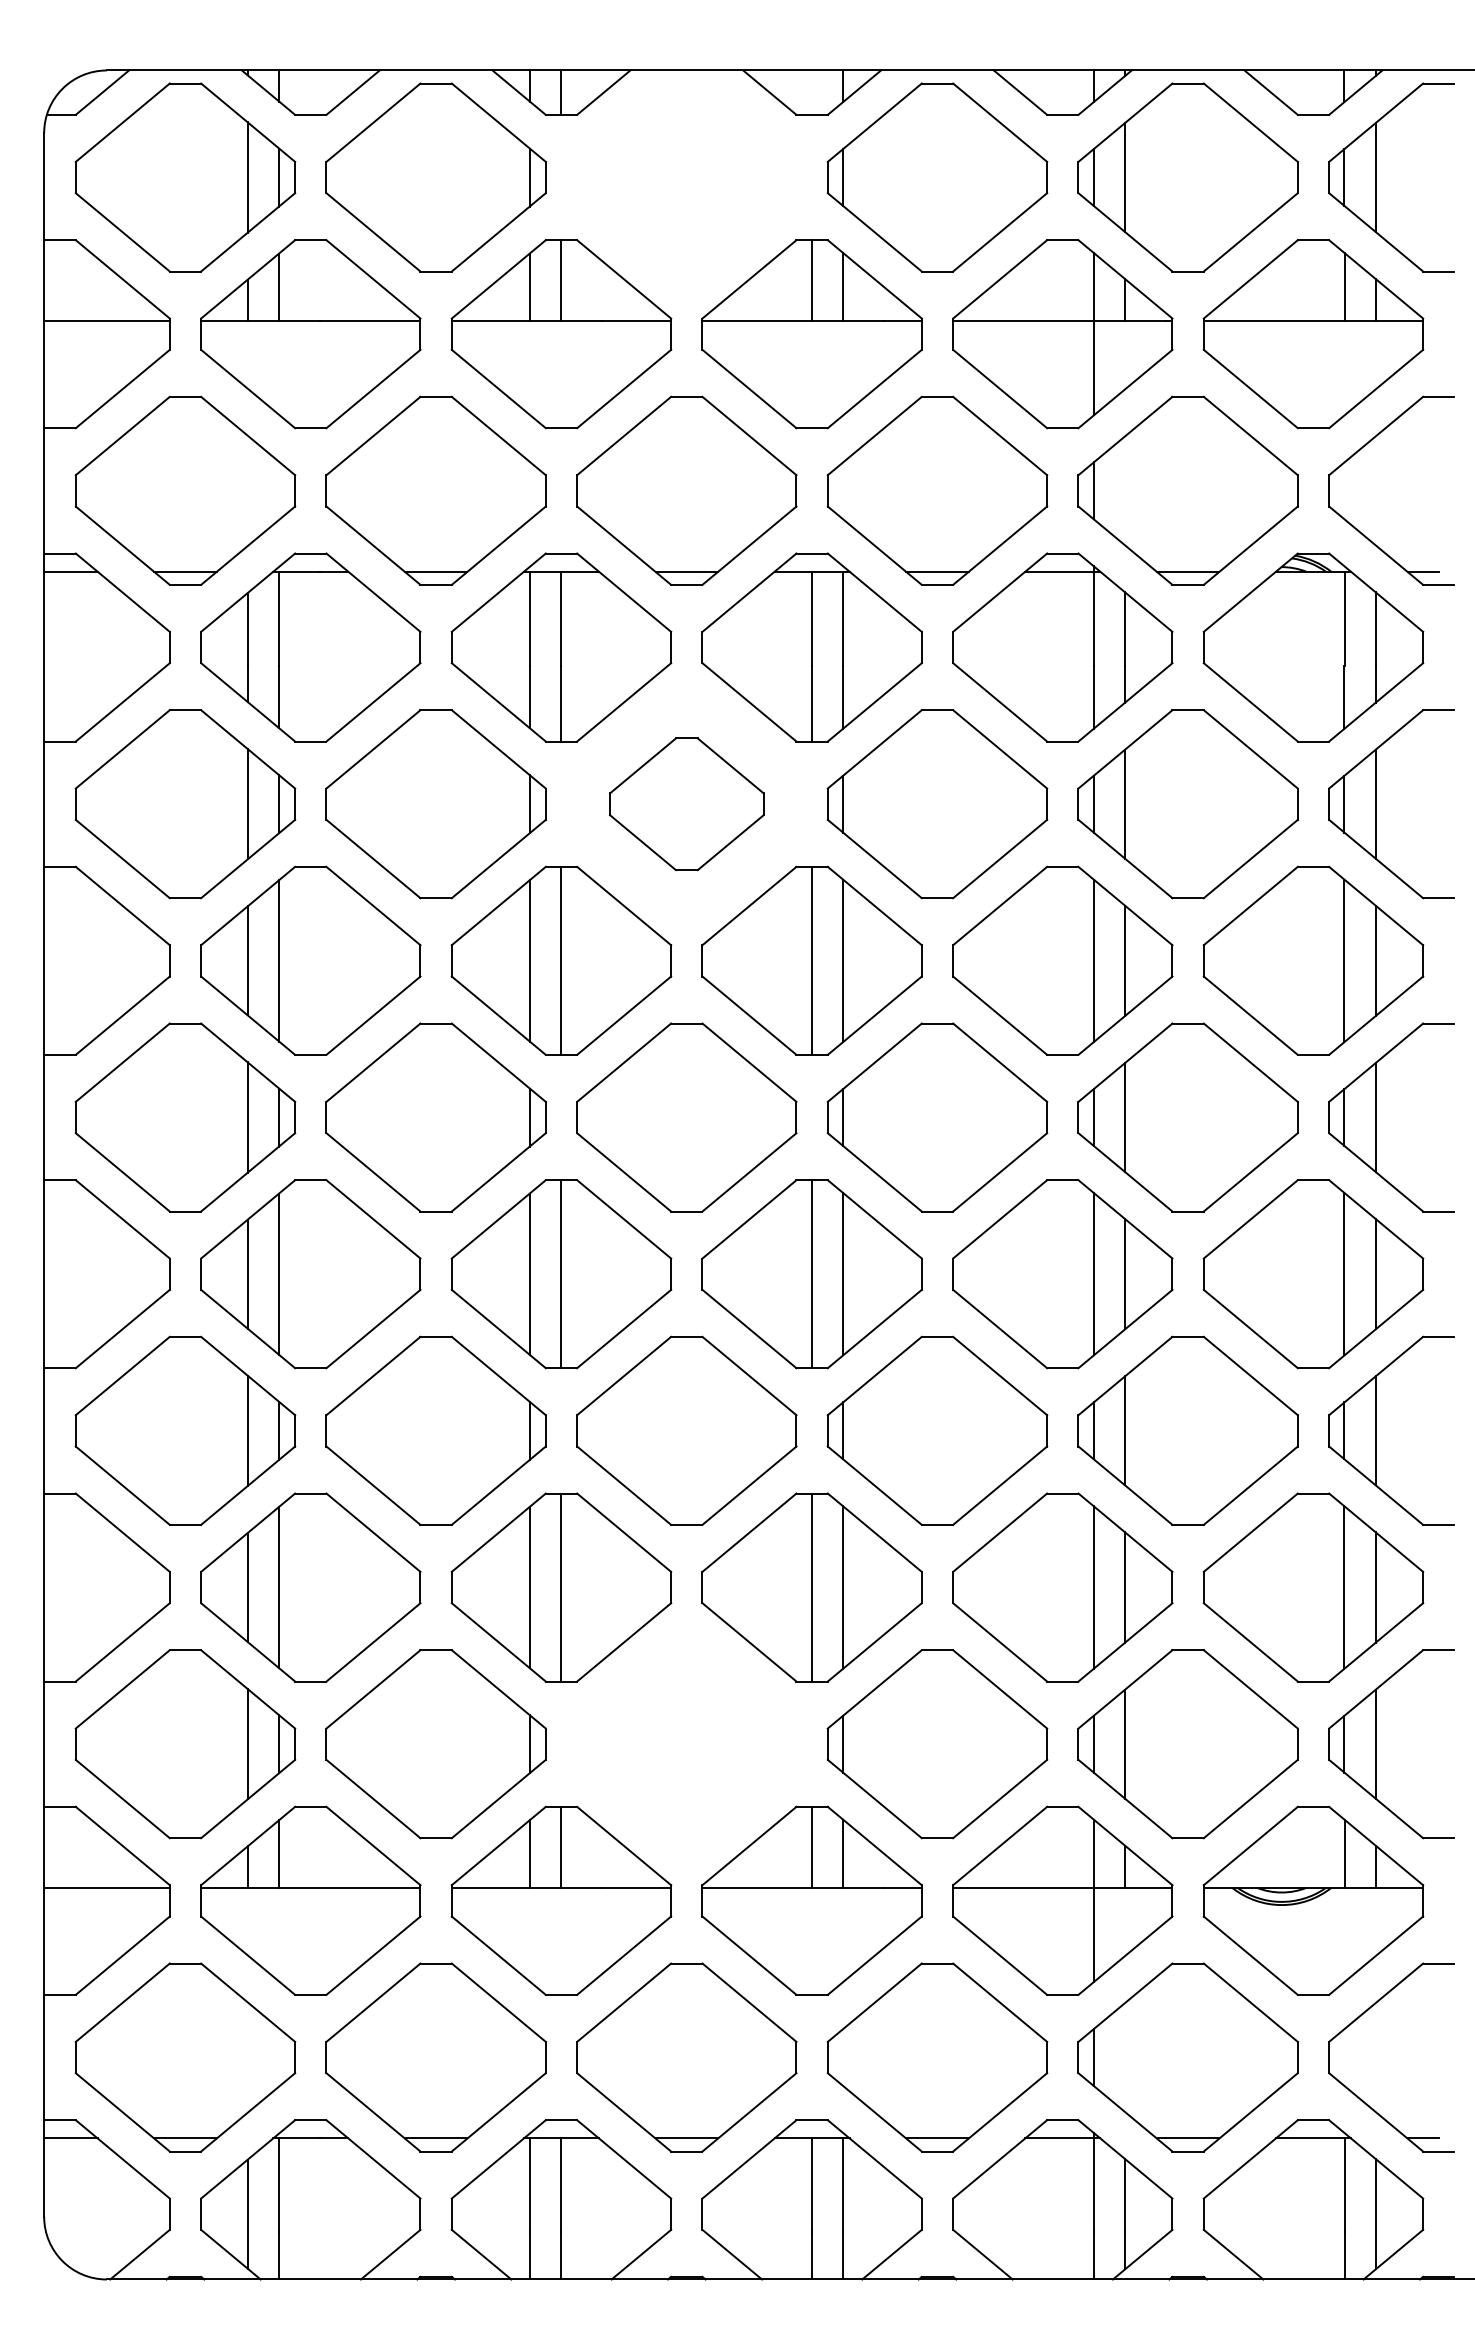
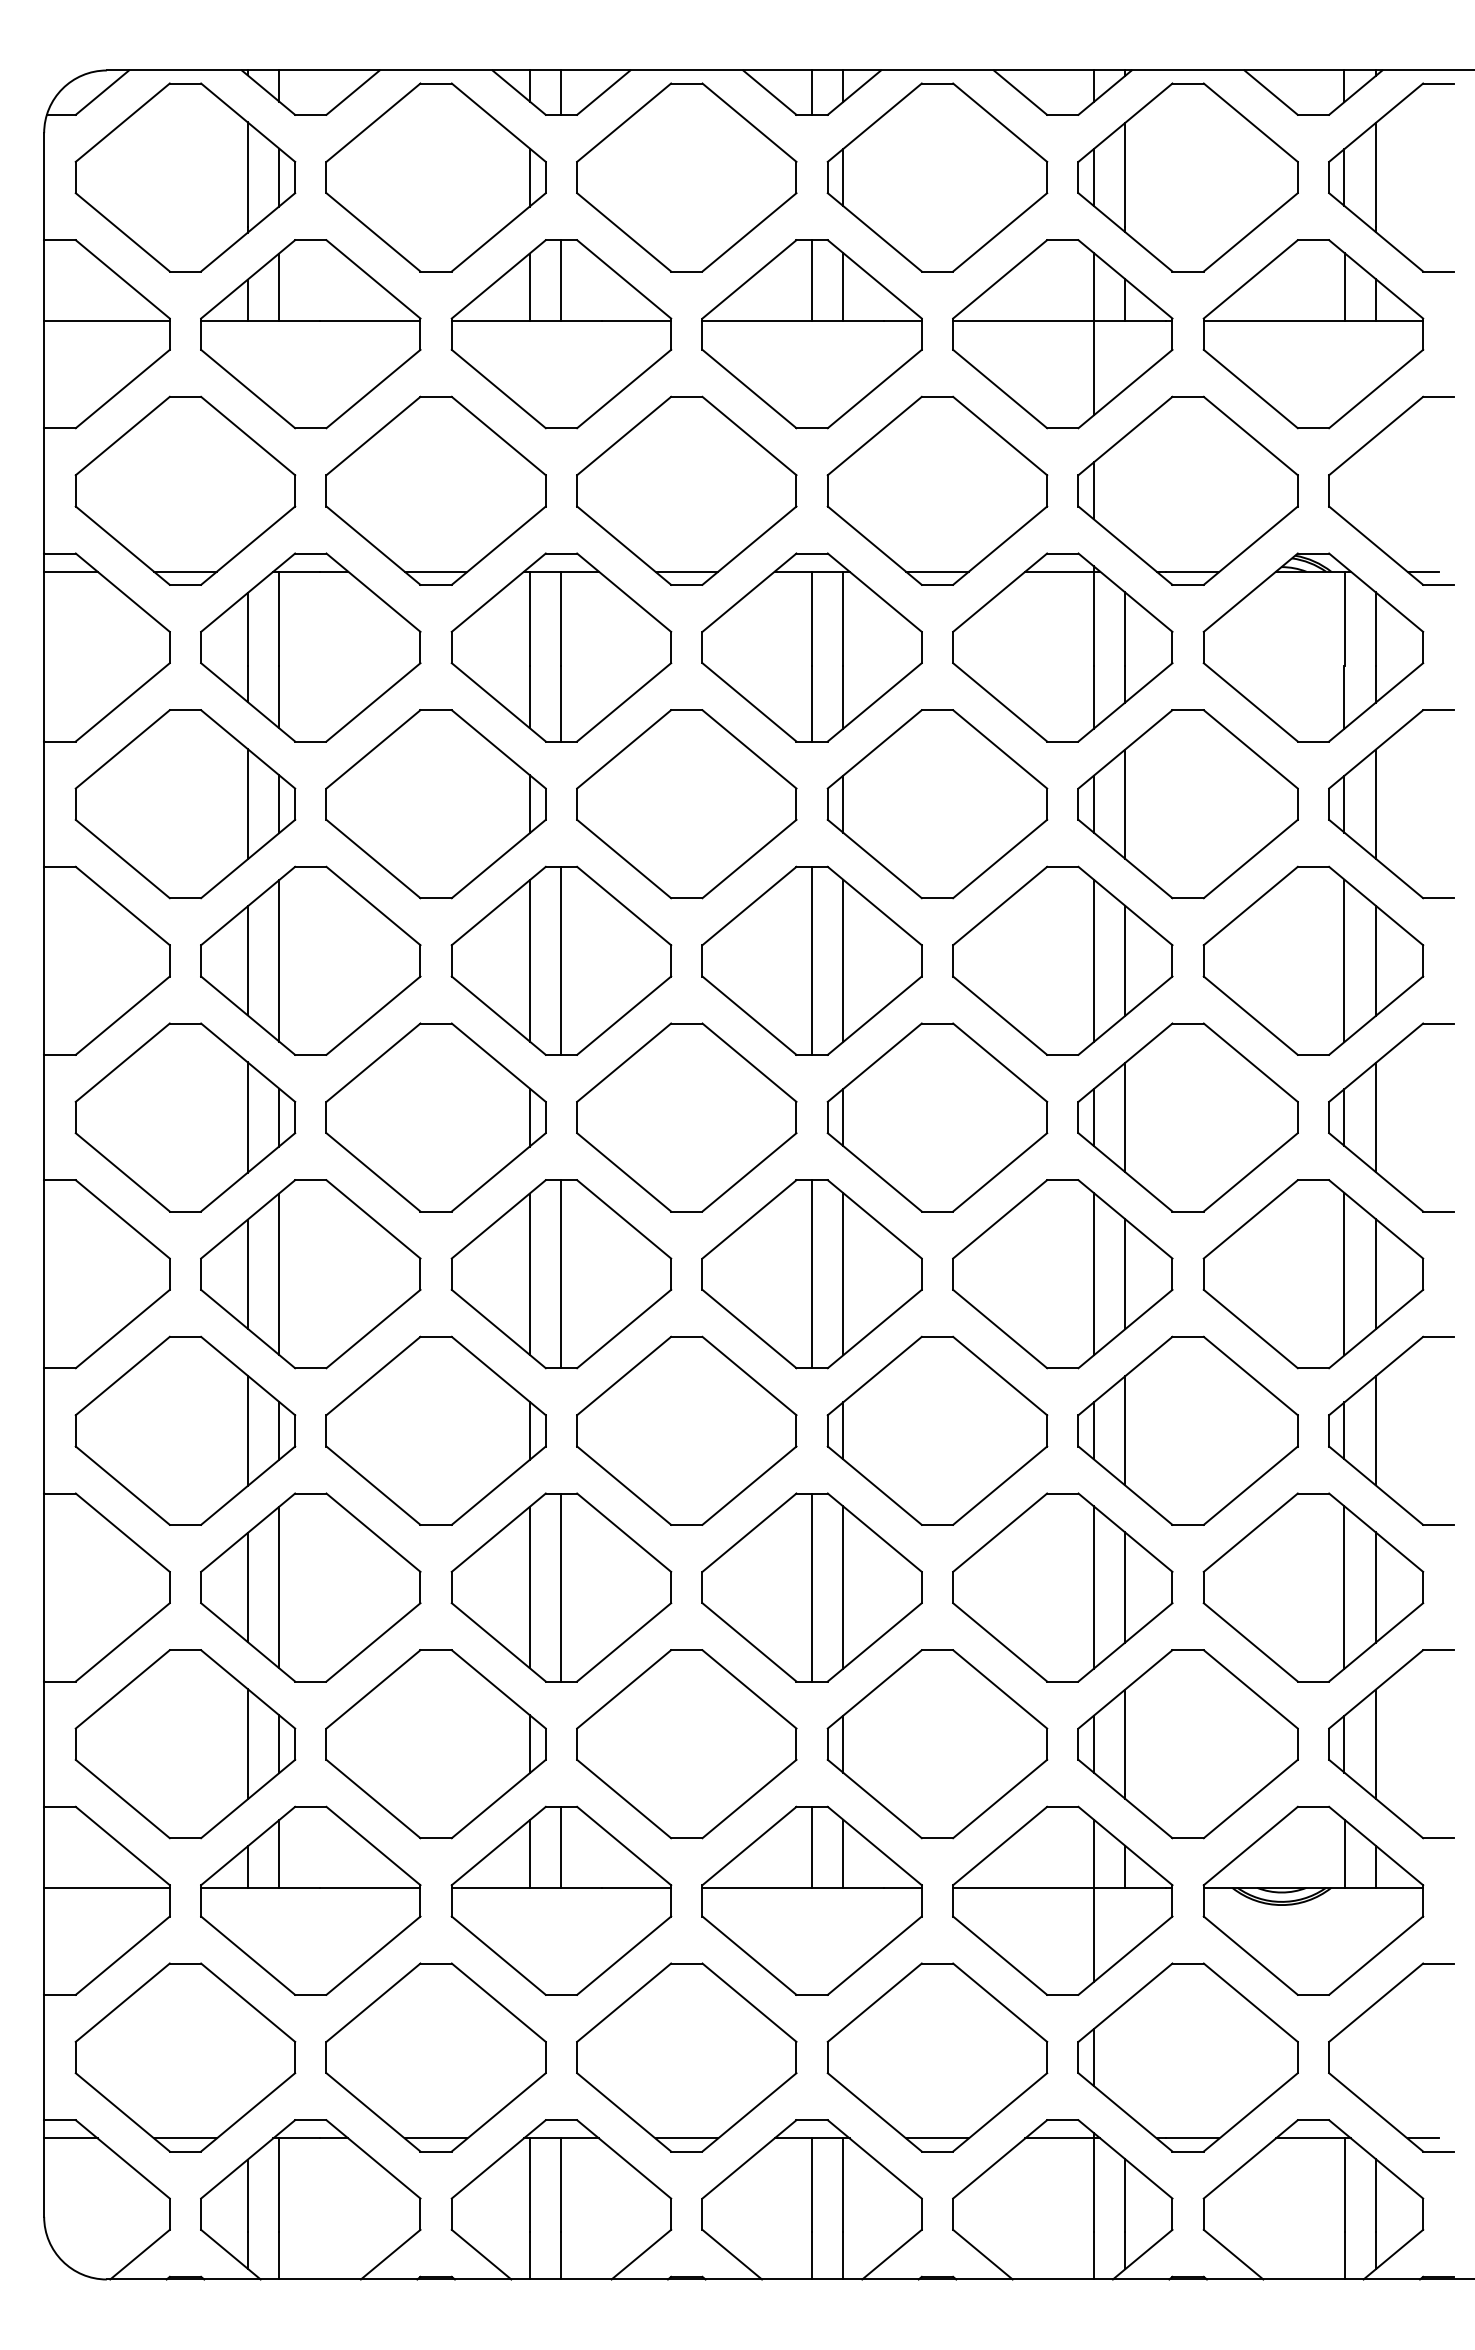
line: none -> present (811, 92)
part: none -> present (686, 177)
part size: 156x135 px -> 222x191 px (686, 804)
part: none -> present (686, 1744)
